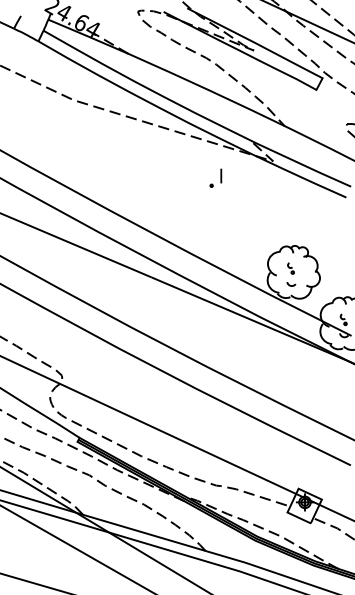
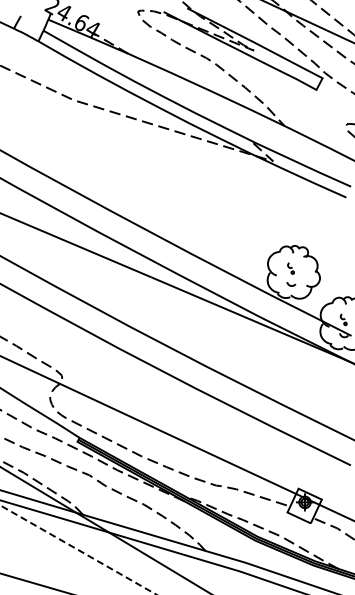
part: present -> none (215, 177)
line: solid -> dashed (78, 550)
